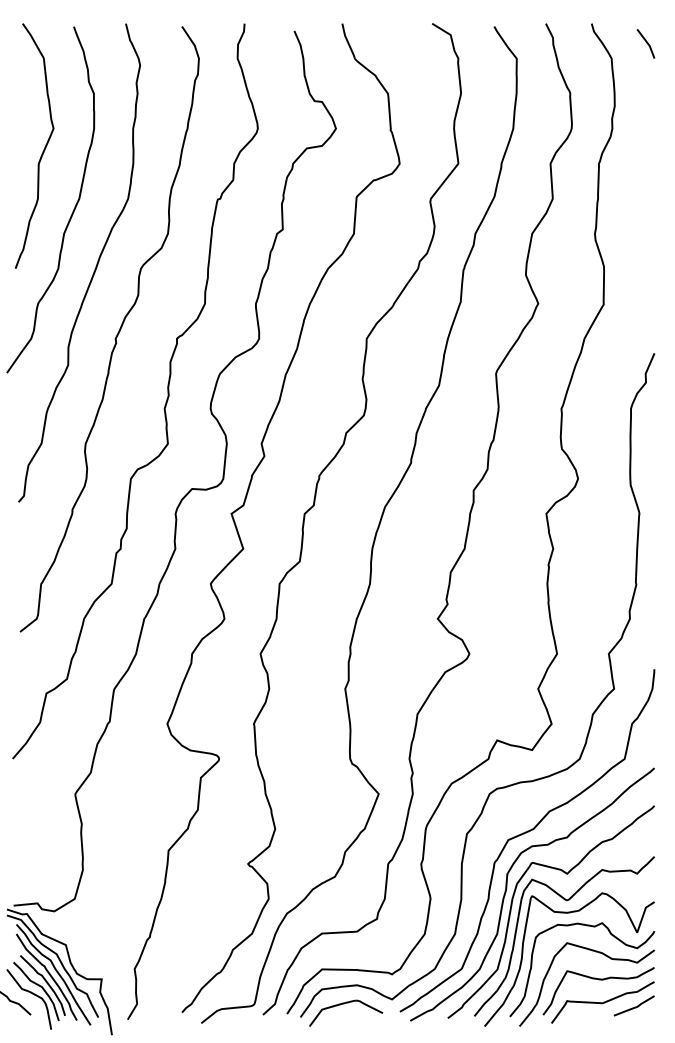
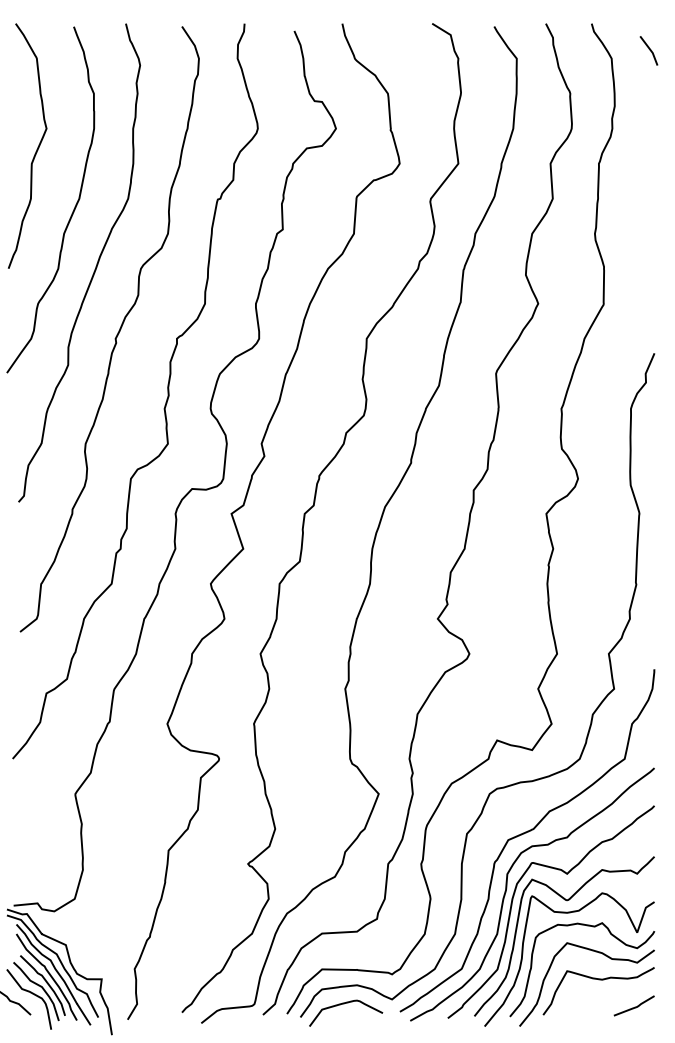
line position: (645, 42) -> (648, 49) (648, 49)
curve position: (43, 149) -> (36, 149) (36, 149)
curve: present -> none (602, 1002)
